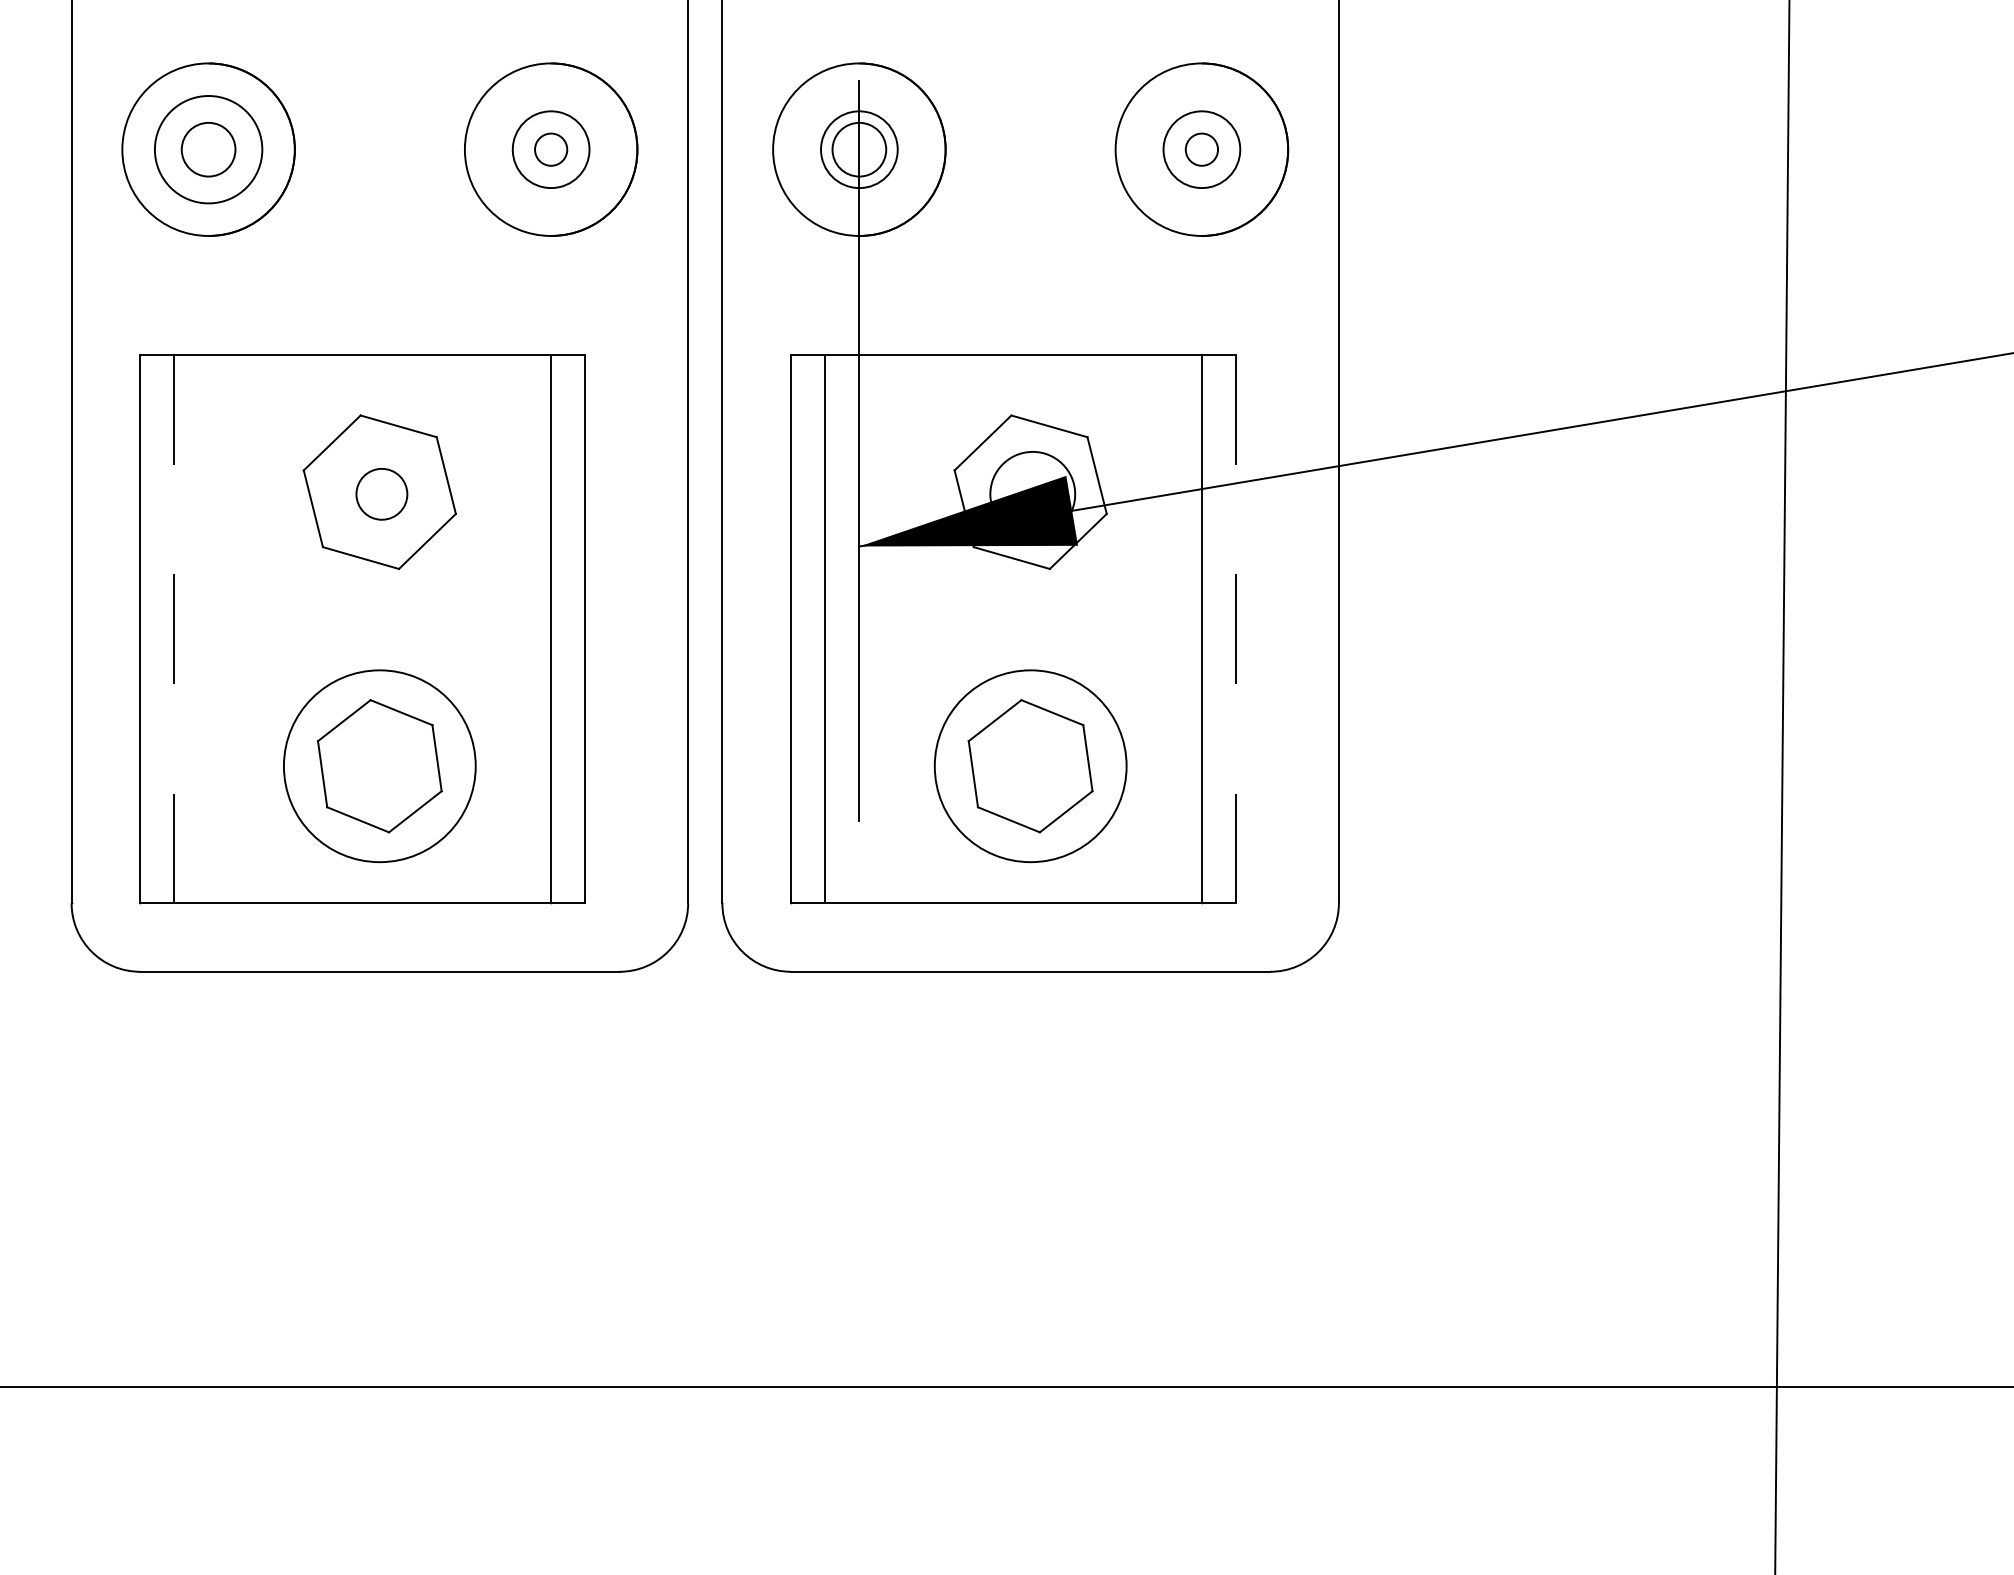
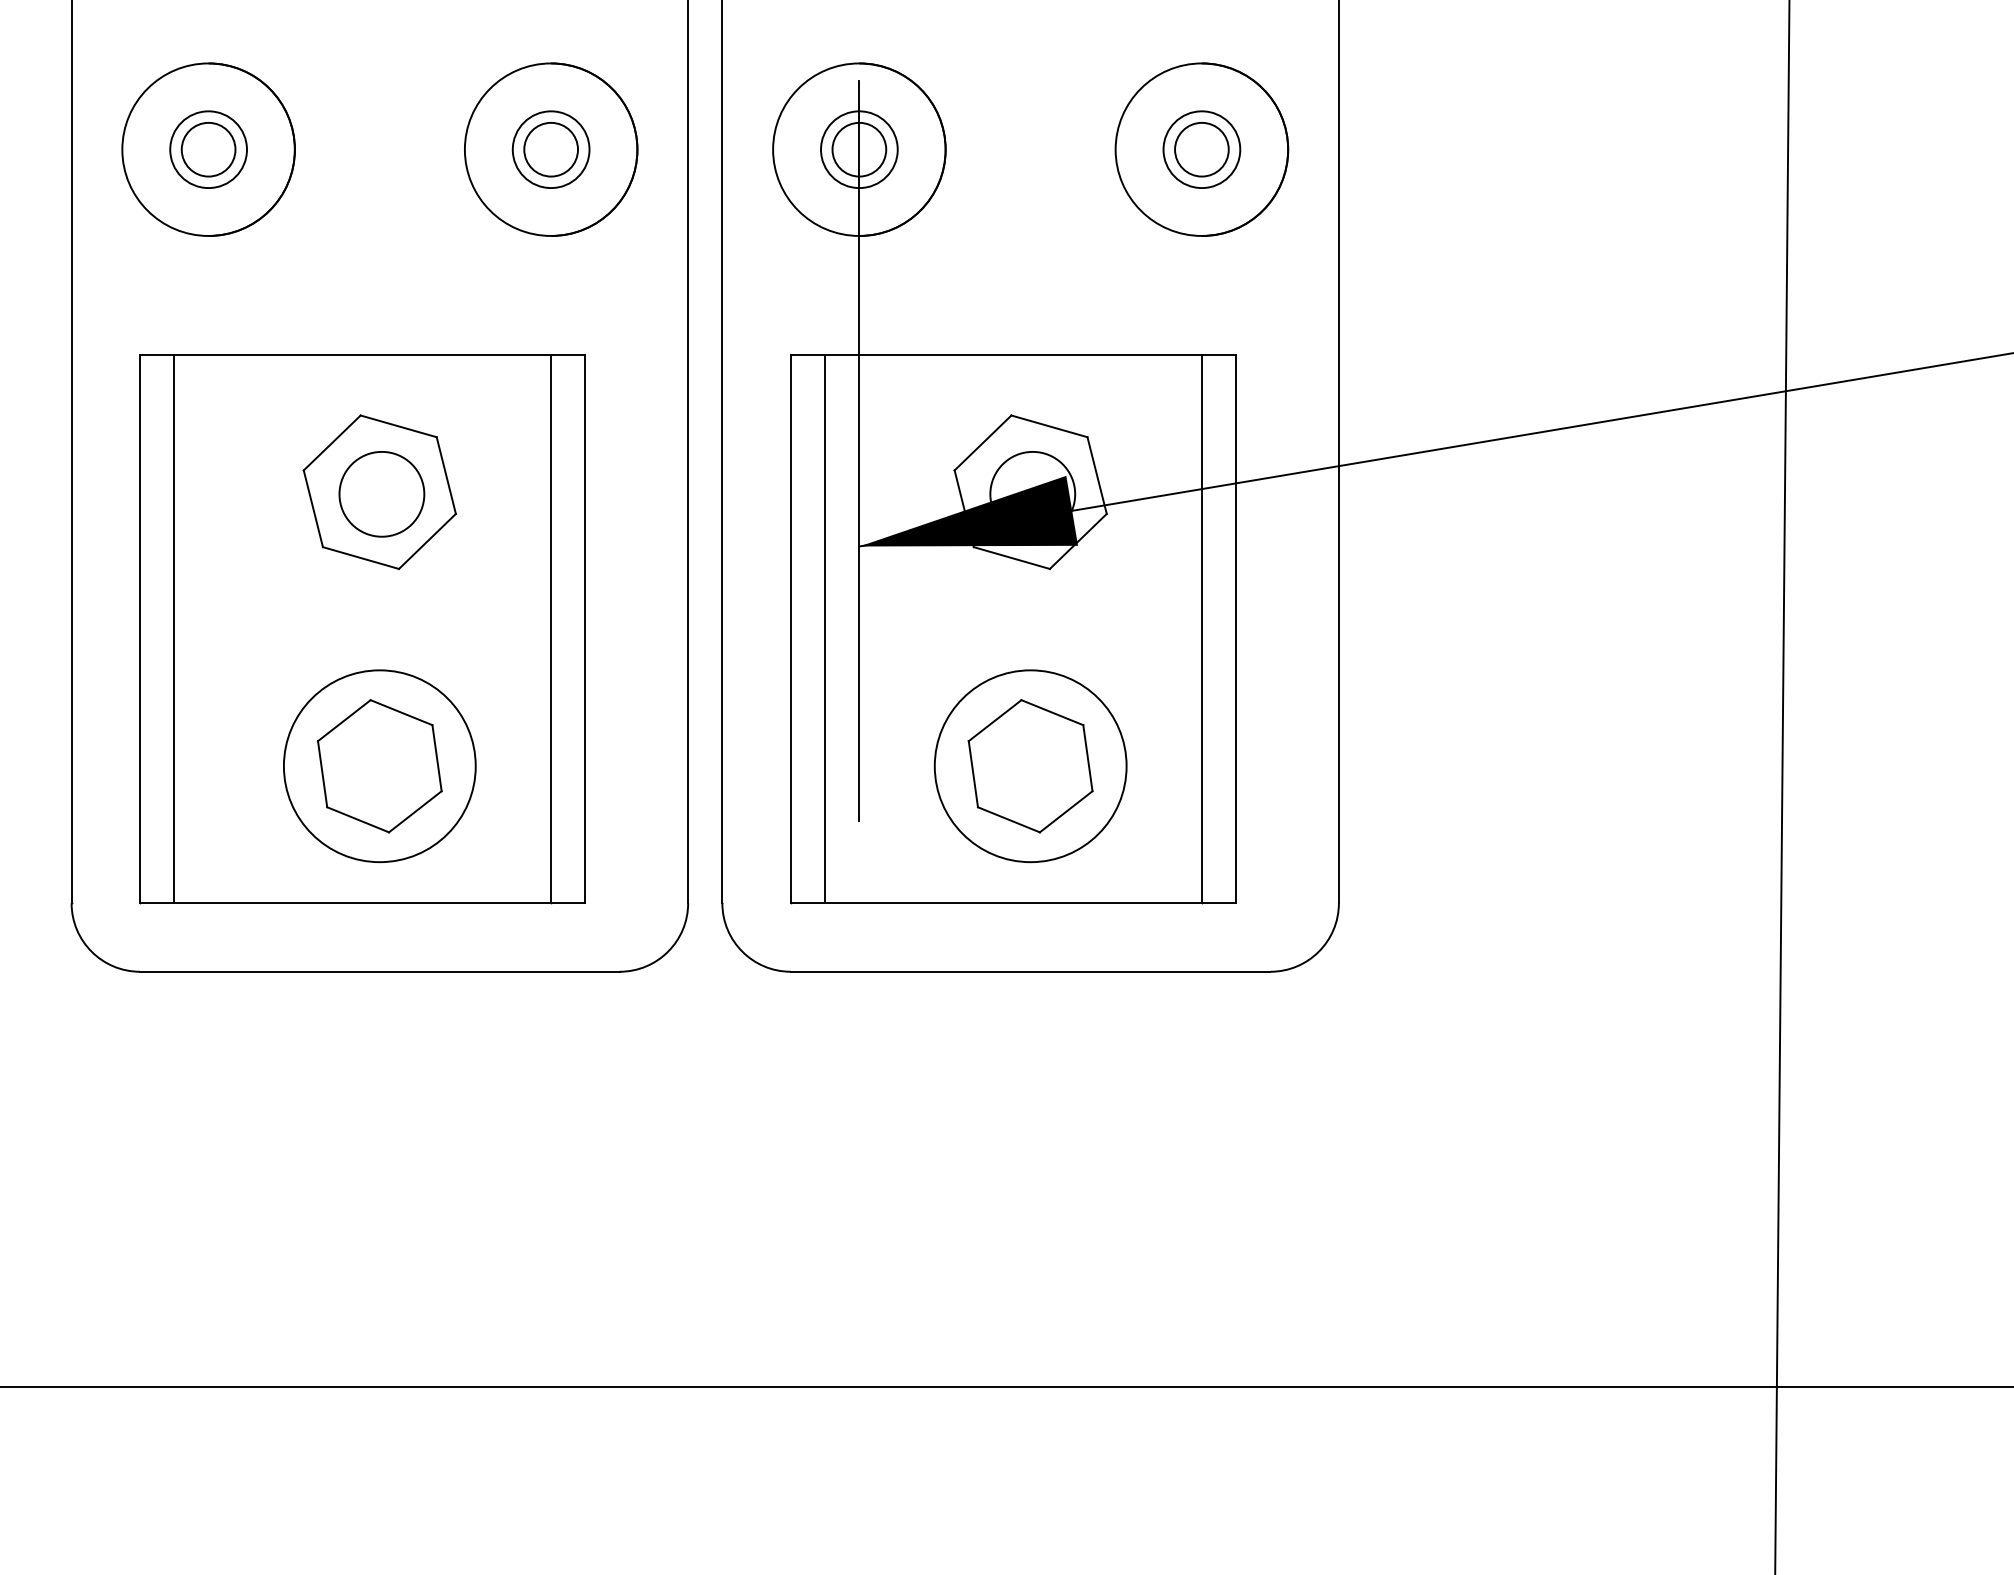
circle diameter: 107 px -> 77 px (208, 149)
circle diameter: 32 px -> 54 px (551, 149)
circle diameter: 32 px -> 54 px (1201, 149)
circle diameter: 51 px -> 85 px (381, 493)
line: dashed -> solid (174, 629)
line: dashed -> solid (1236, 629)
